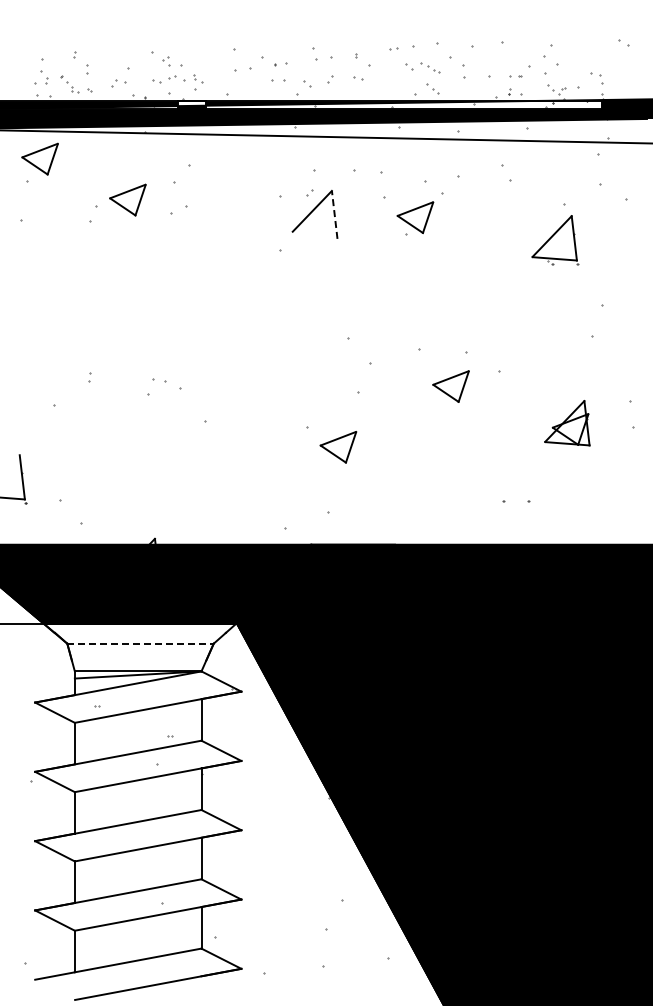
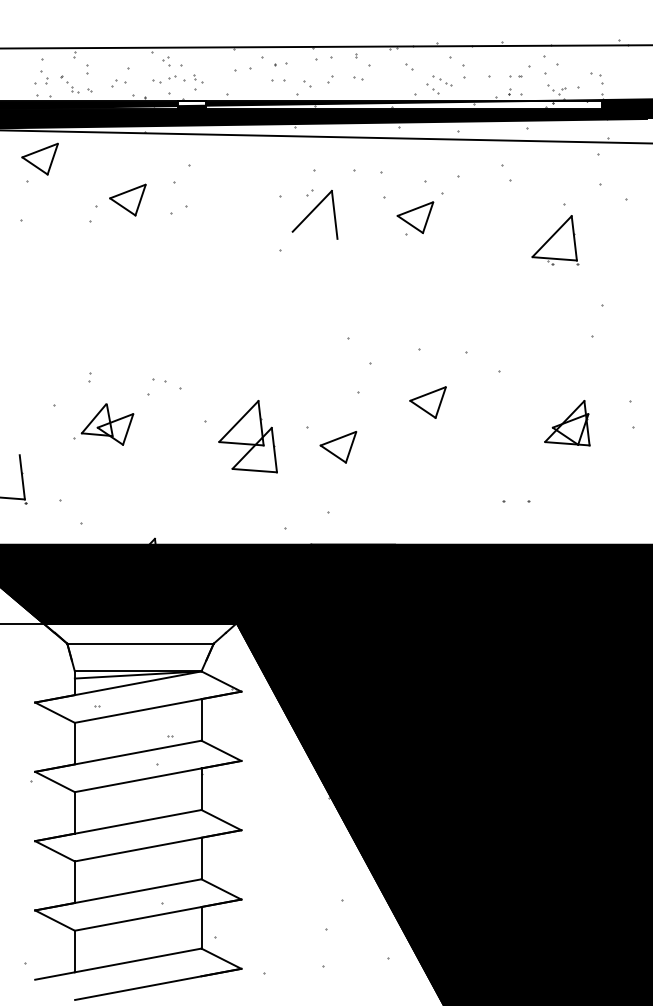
line: none -> present (325, 46)
part position: (430, 67) -> (442, 80) (442, 80)
line: dashed -> solid (334, 214)
part position: (450, 386) -> (427, 402) (427, 402)
part: none -> present (103, 424)
part: none -> present (247, 436)
line: dashed -> solid (141, 643)
